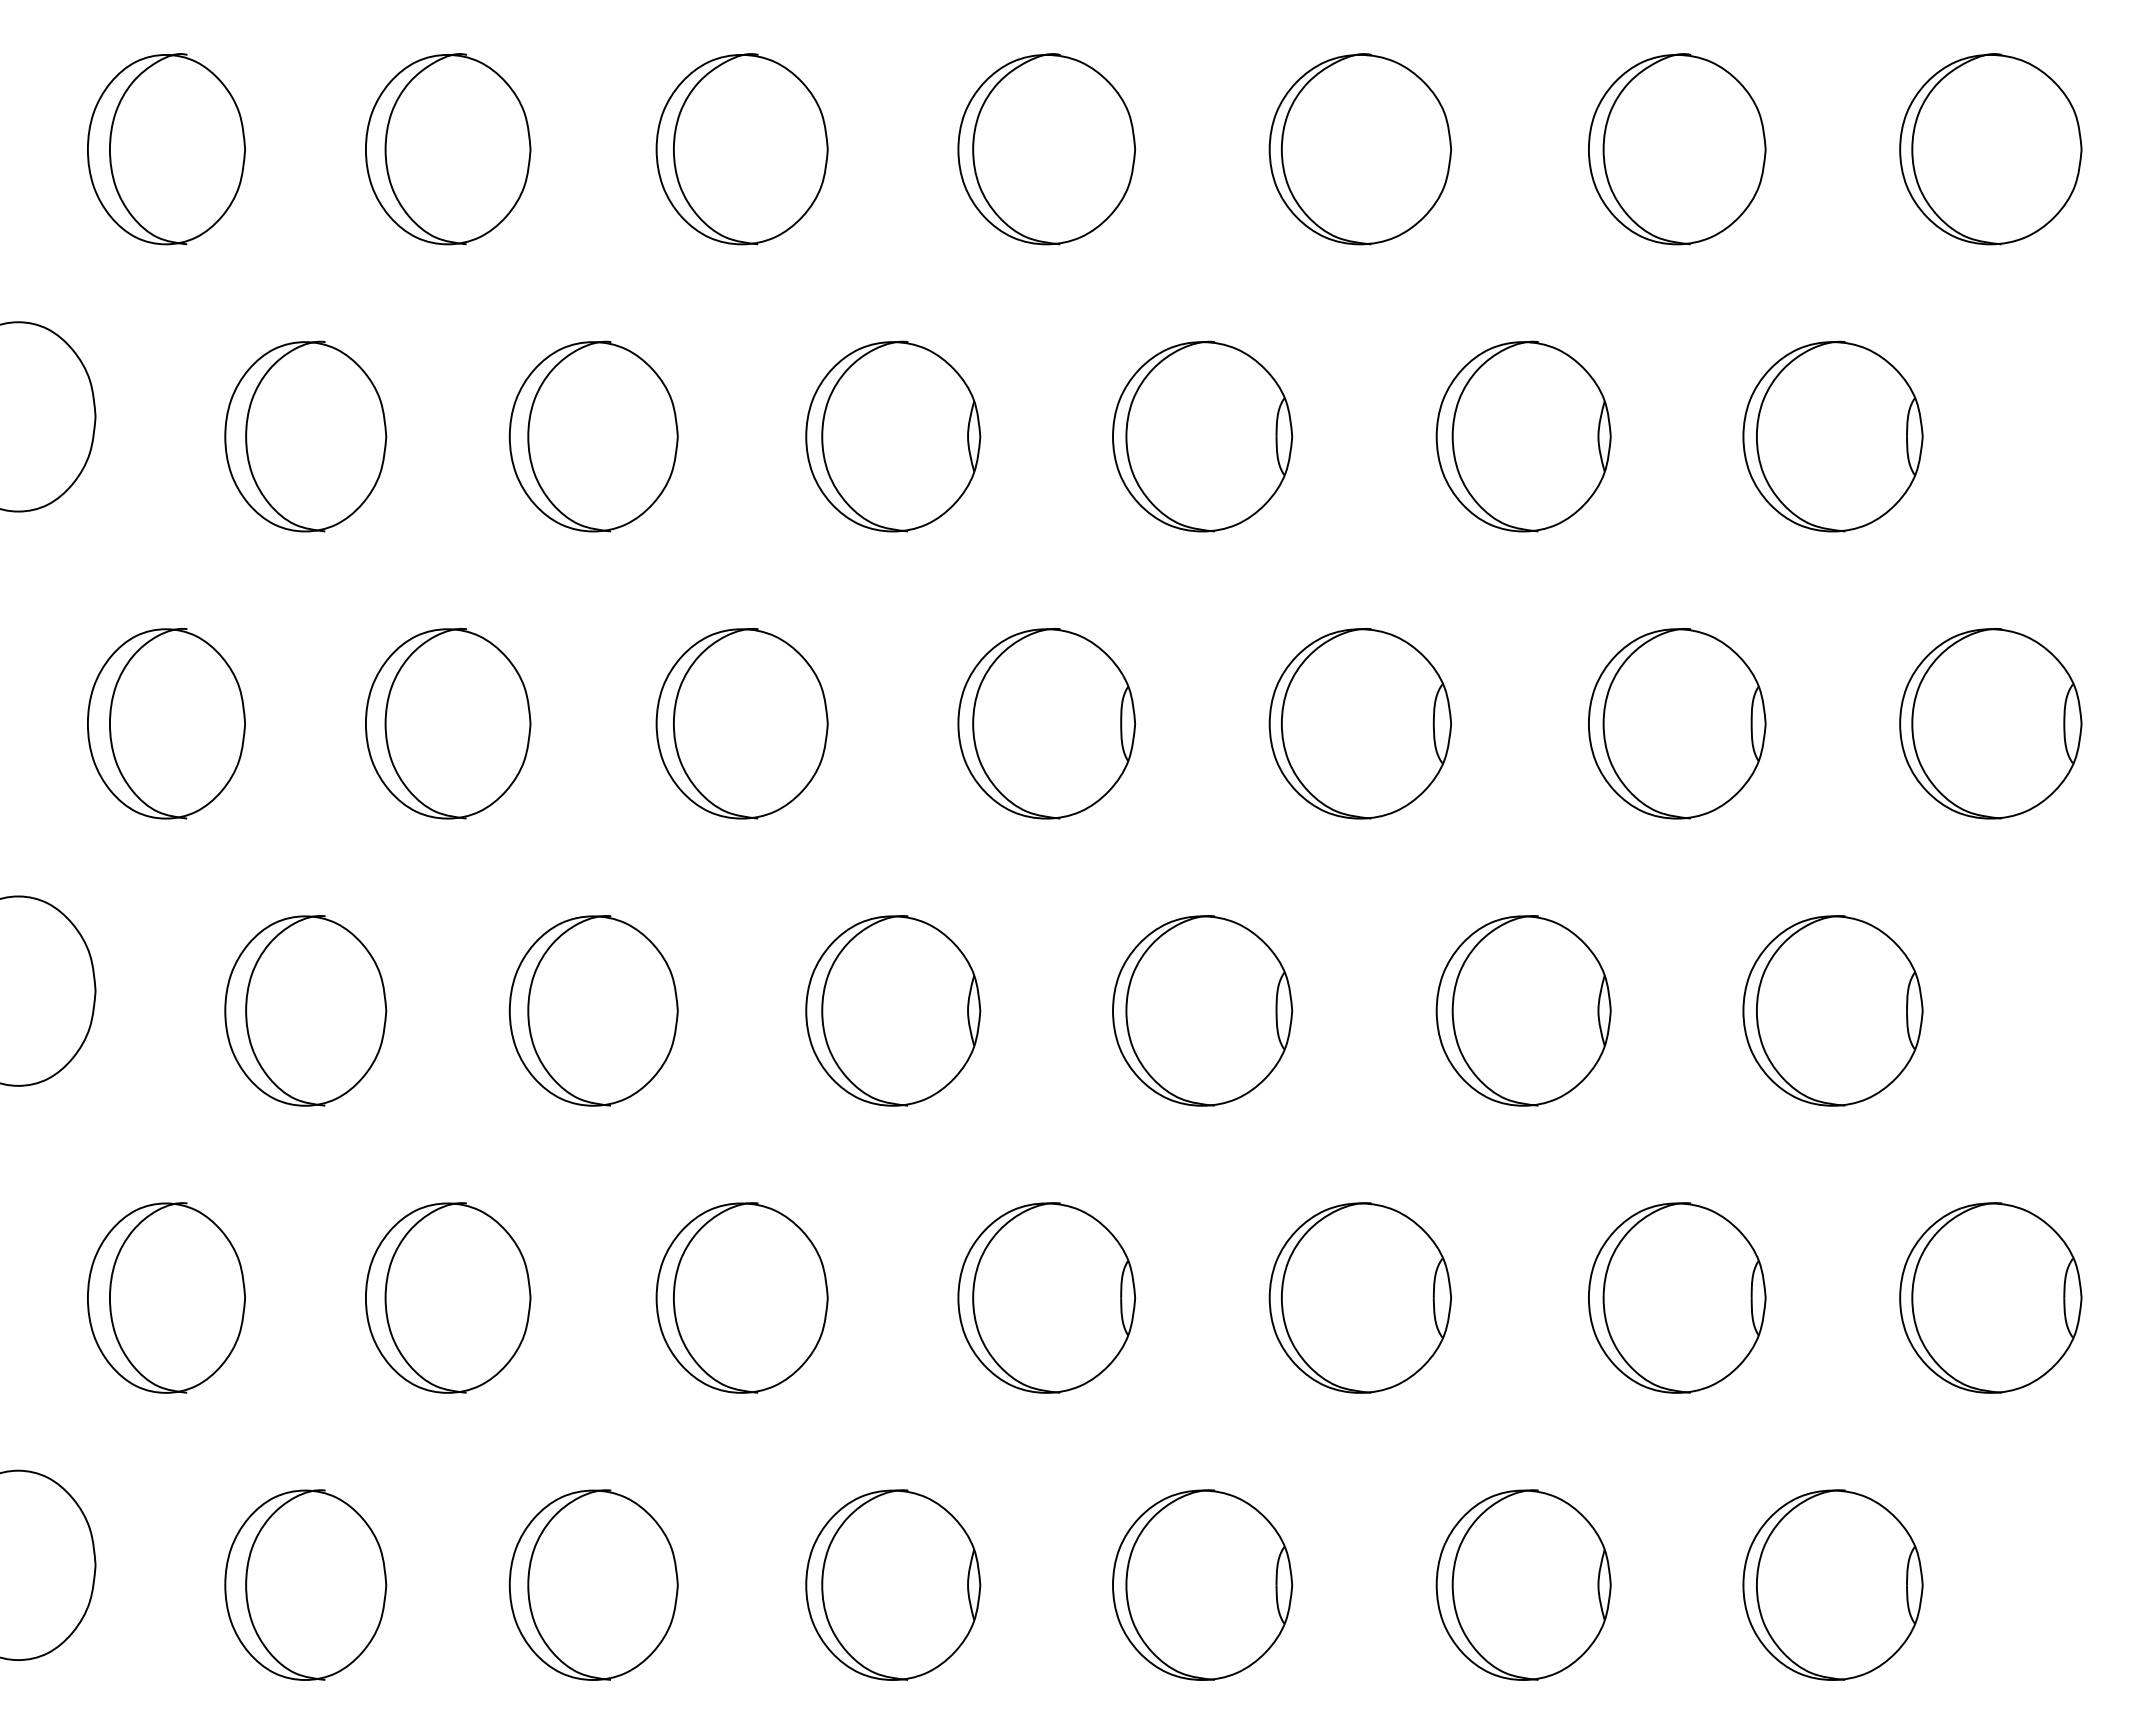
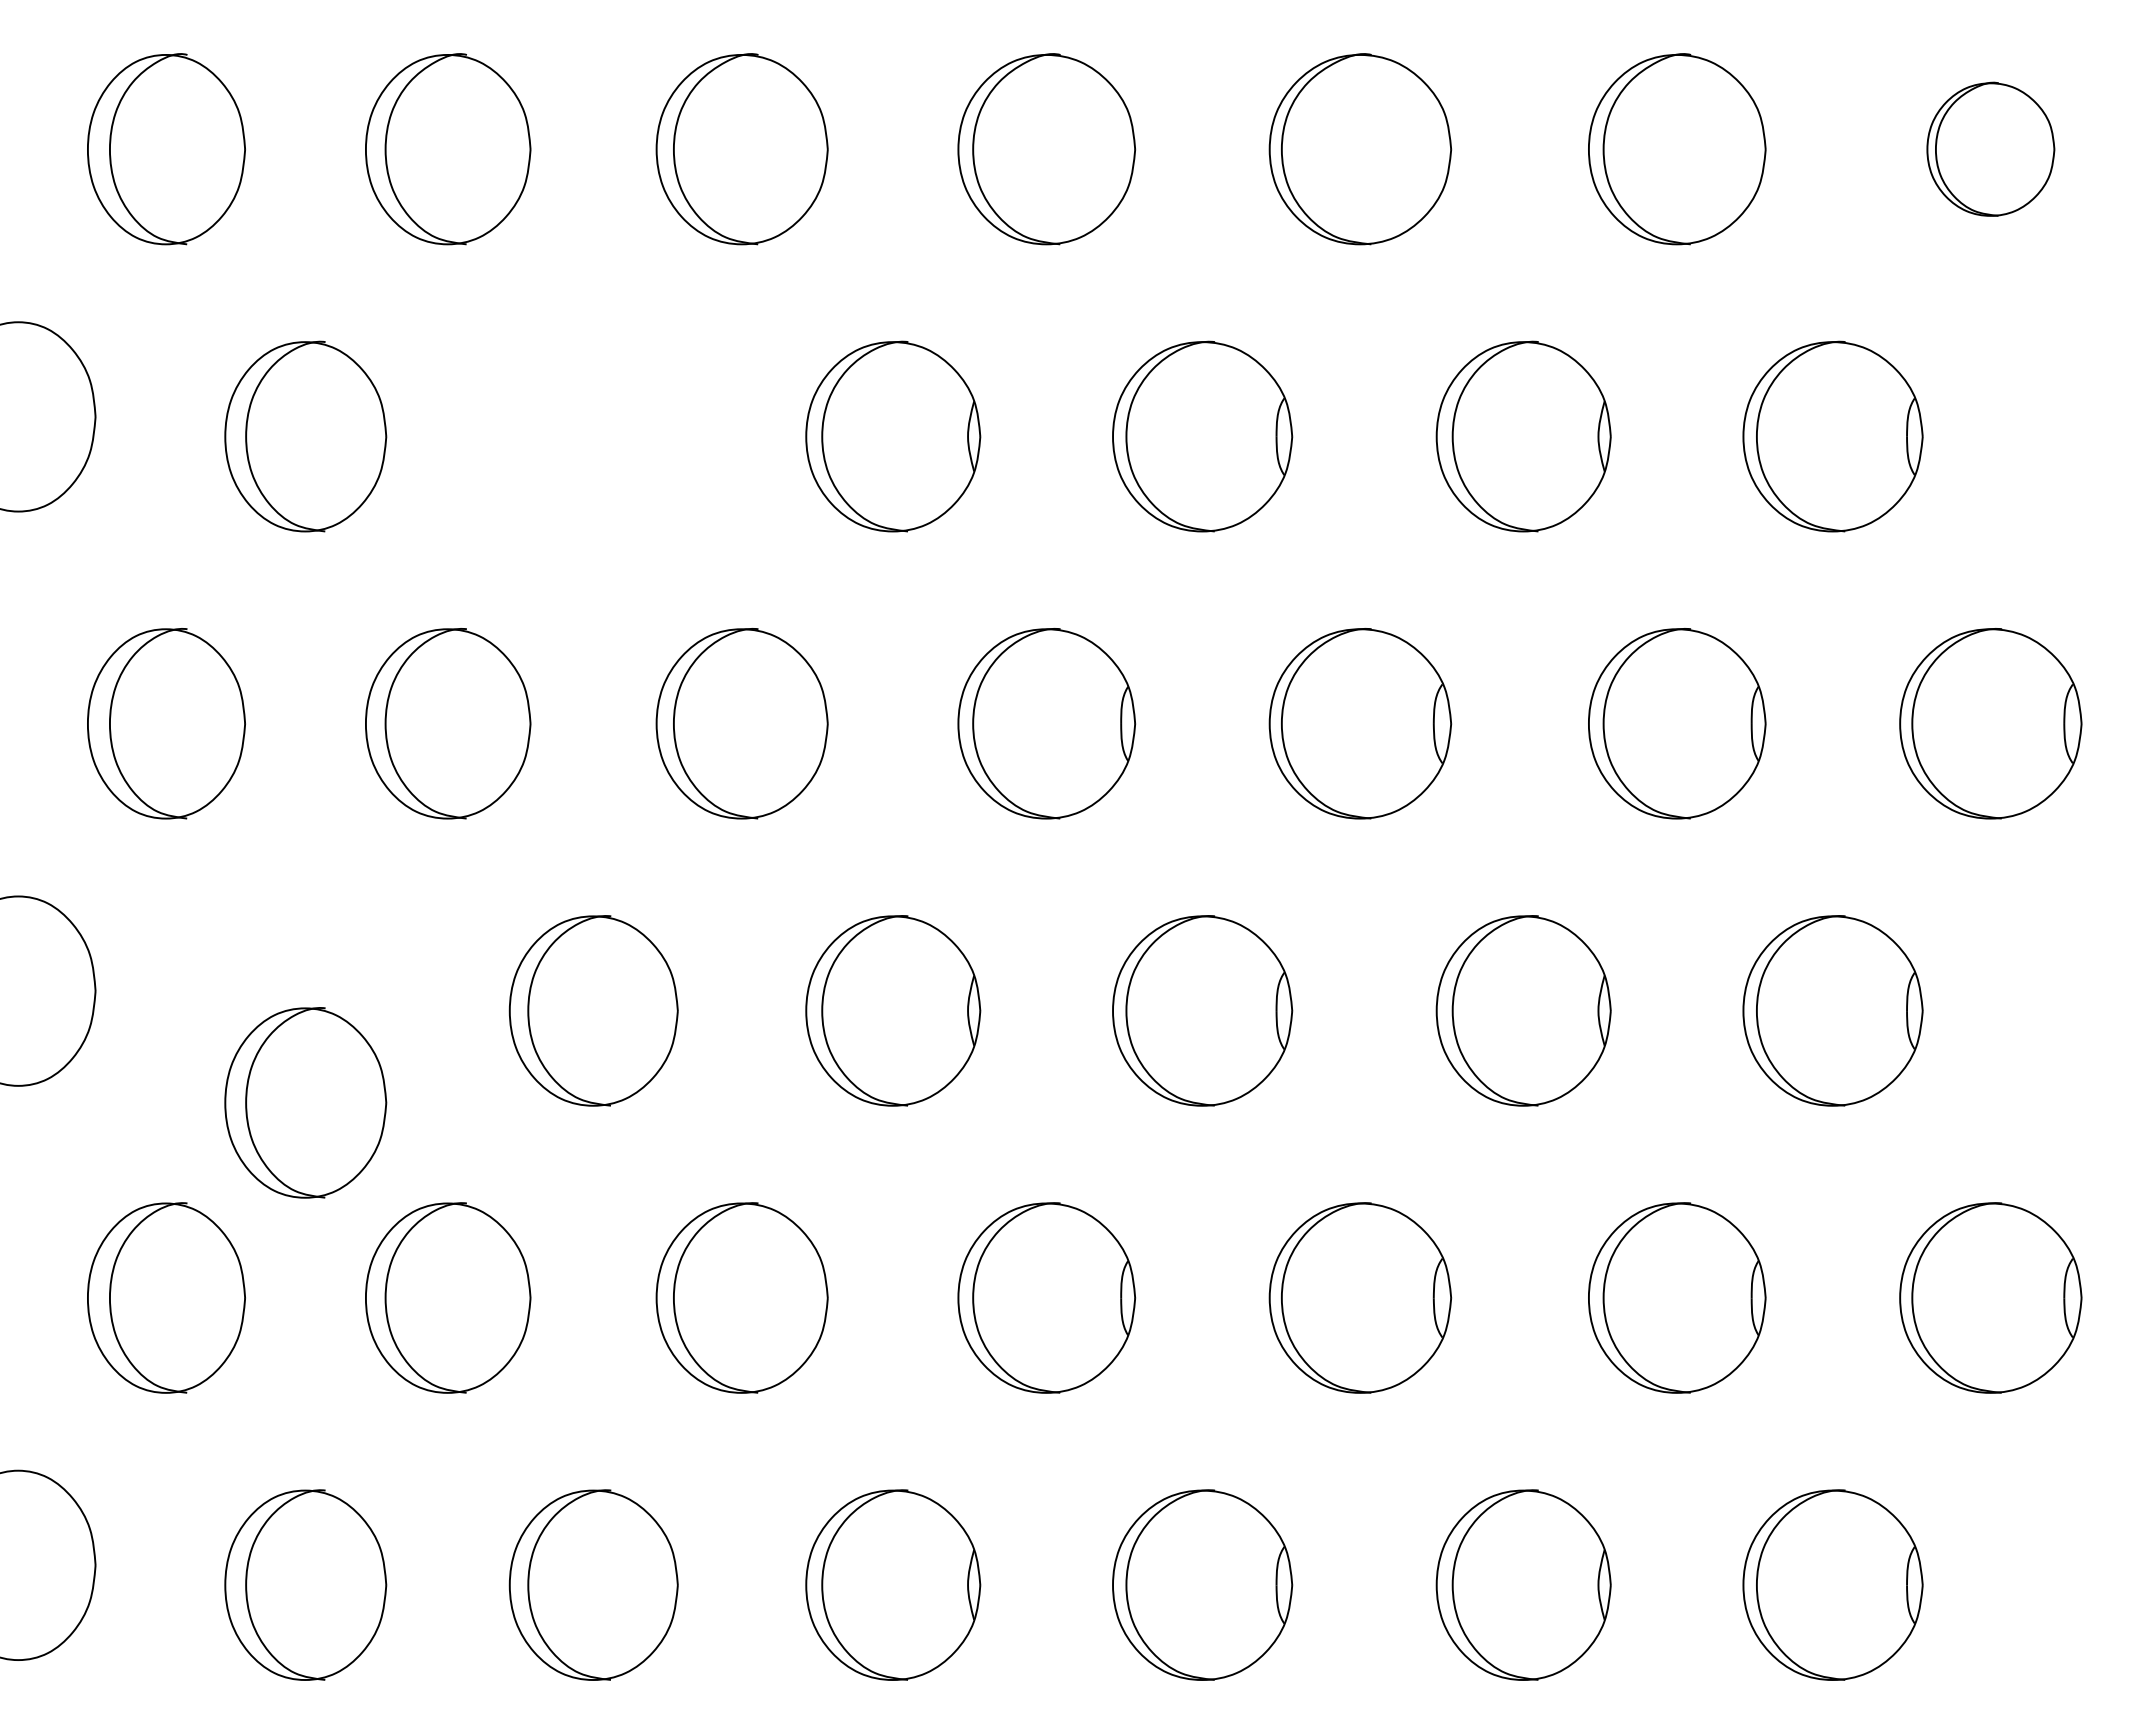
part size: 184x193 px -> 130x136 px (1990, 148)
part: present -> none (593, 436)
part position: (305, 1010) -> (305, 1102) (305, 1102)
